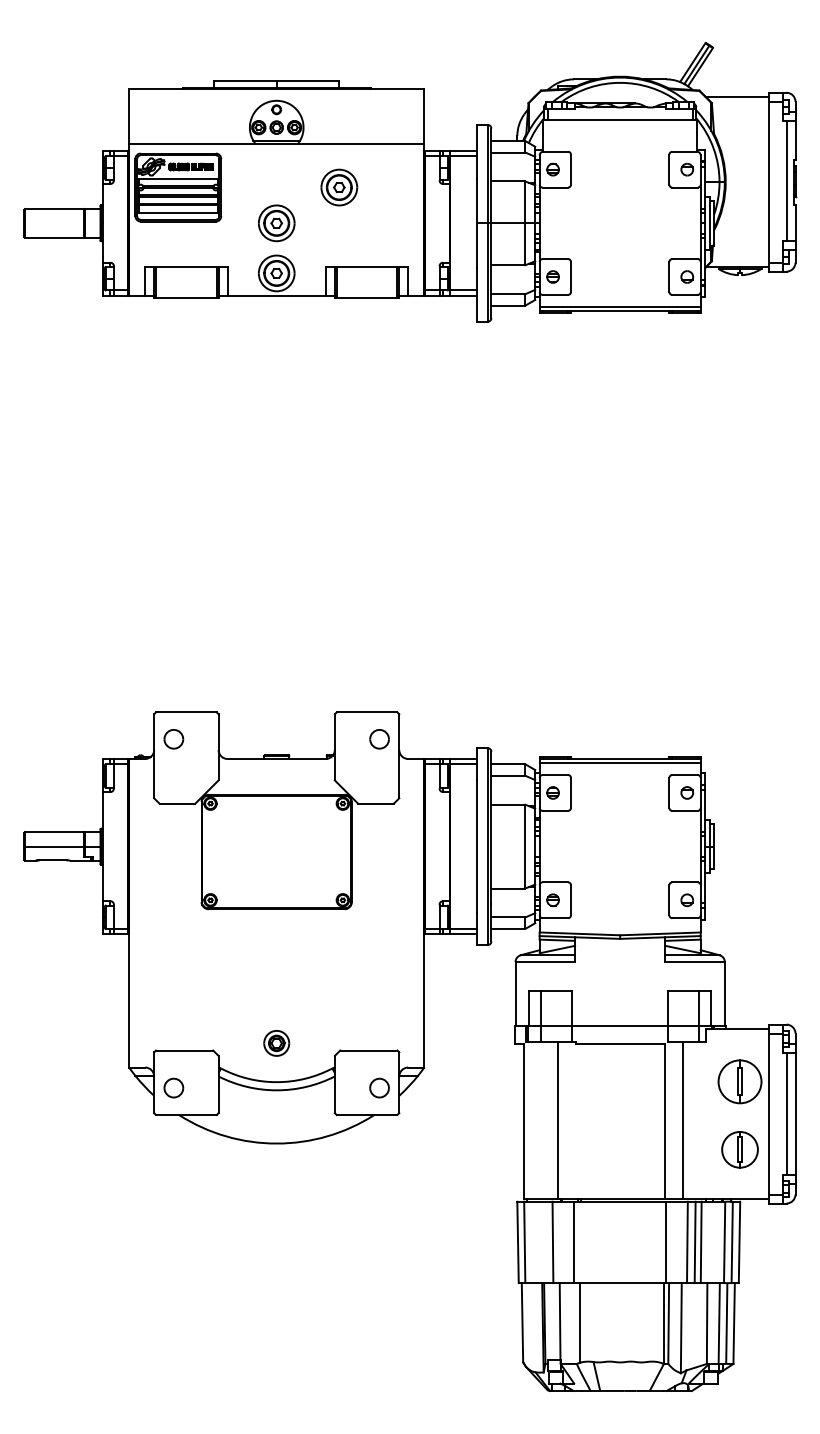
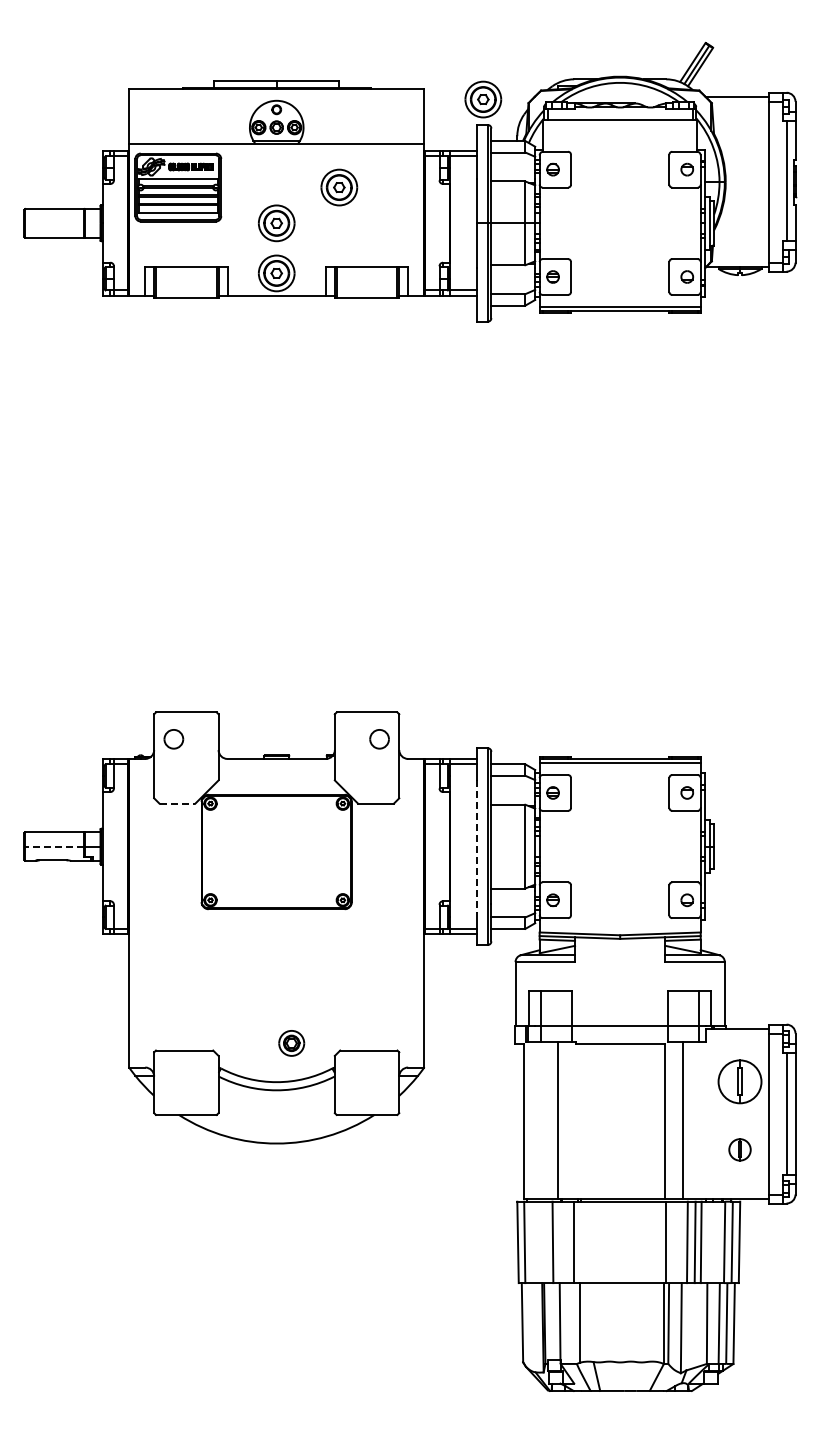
part: none -> present (483, 99)
line: solid -> dashed (177, 803)
line: solid -> dashed (54, 846)
line: solid -> dashed (477, 846)
part position: (276, 1043) -> (291, 1043) (291, 1043)
part: present -> none (173, 1087)
part: present -> none (379, 1087)
part size: 38x38 px -> 24x24 px (739, 1149)
